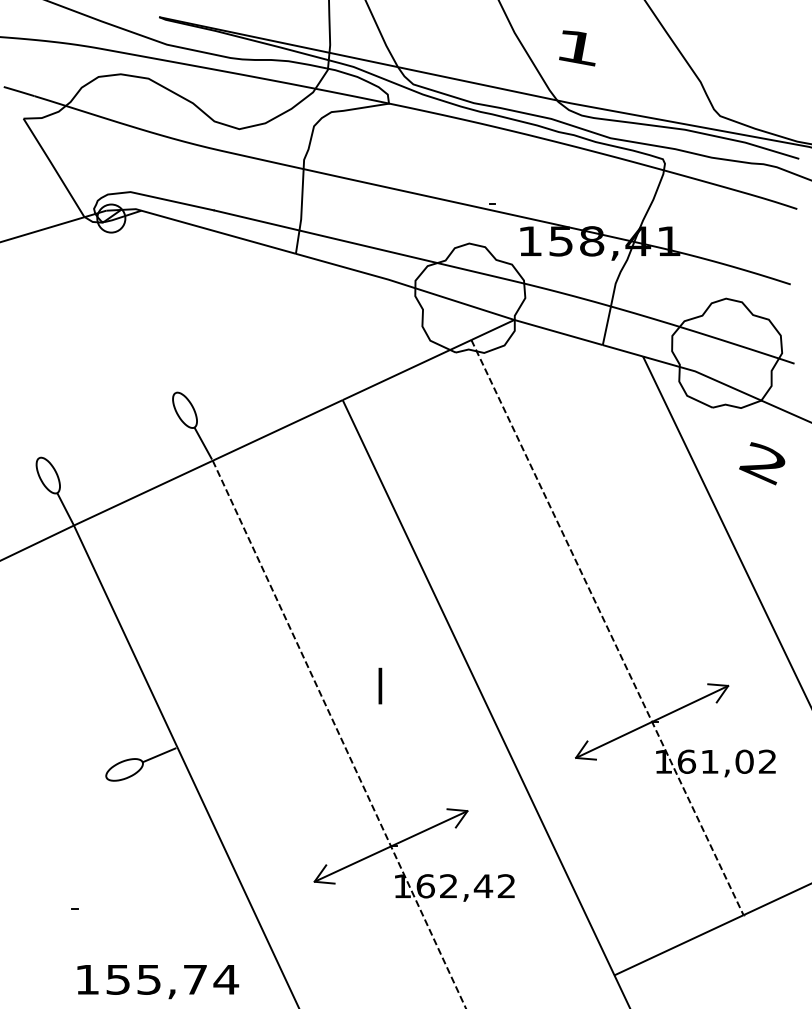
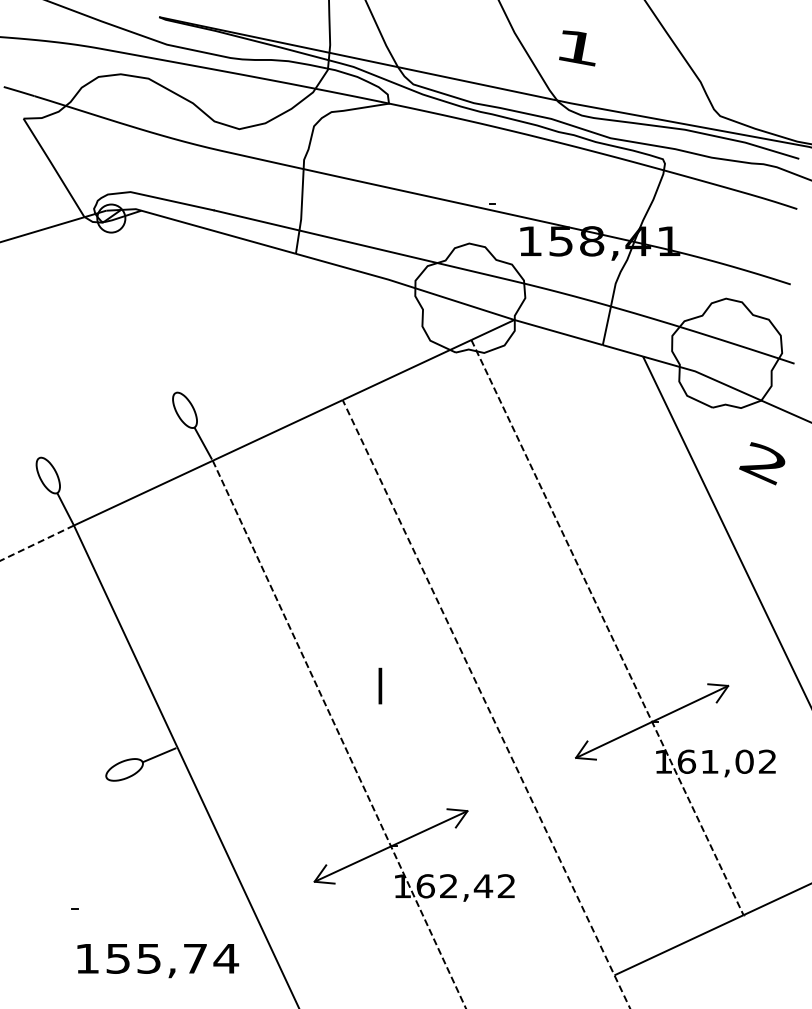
line: solid -> dashed (37, 543)
line: solid -> dashed (486, 703)
text position: (158, 982) -> (158, 961) (158, 961)
